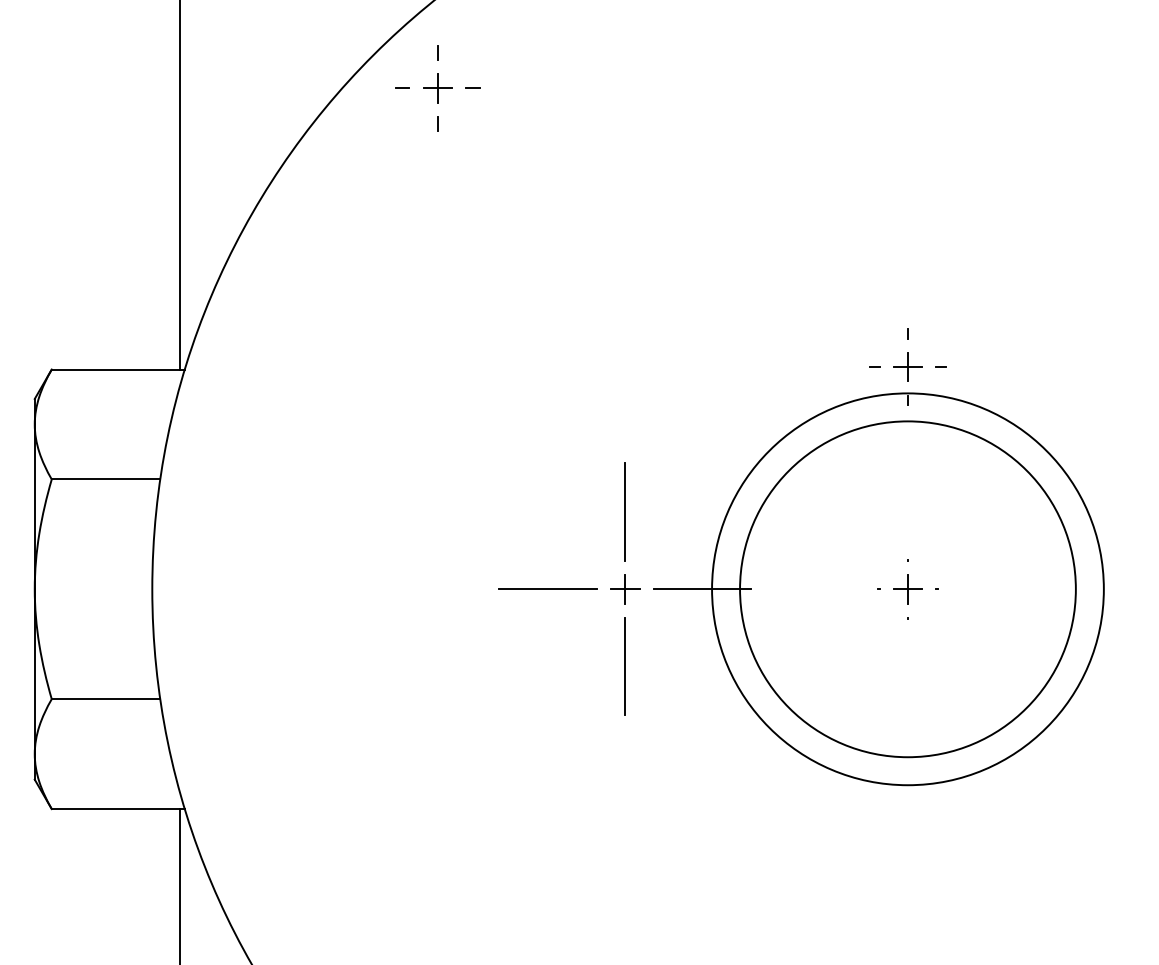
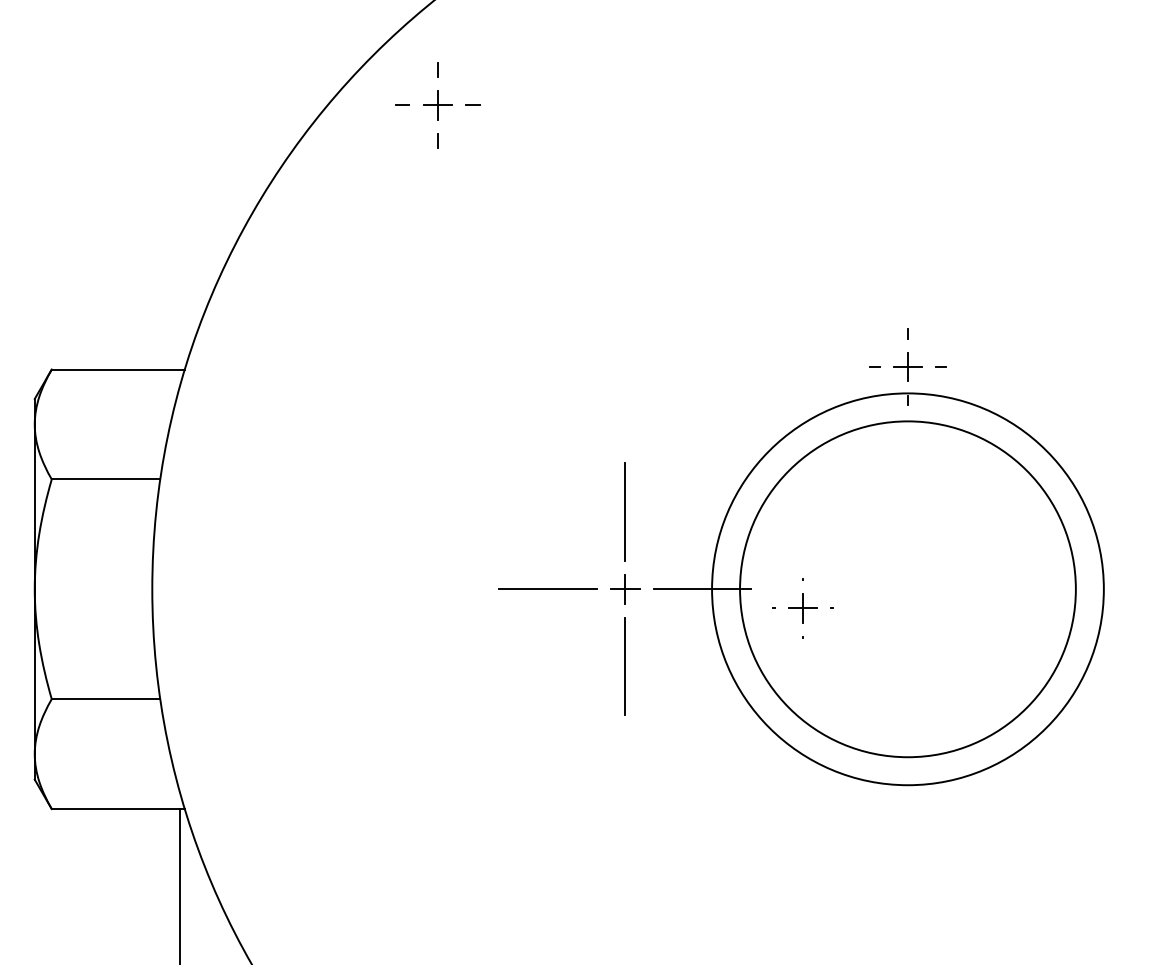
part position: (437, 88) -> (437, 105) (437, 105)
line: present -> none (180, 185)
part position: (907, 589) -> (802, 608) (802, 608)
